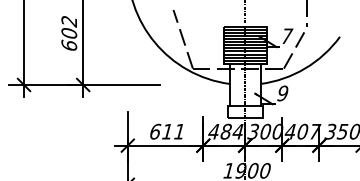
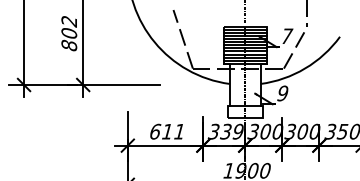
text: 602 -> 802 (69, 45)
text: 484 -> 339 (225, 131)
text: 407 -> 300 (302, 131)
